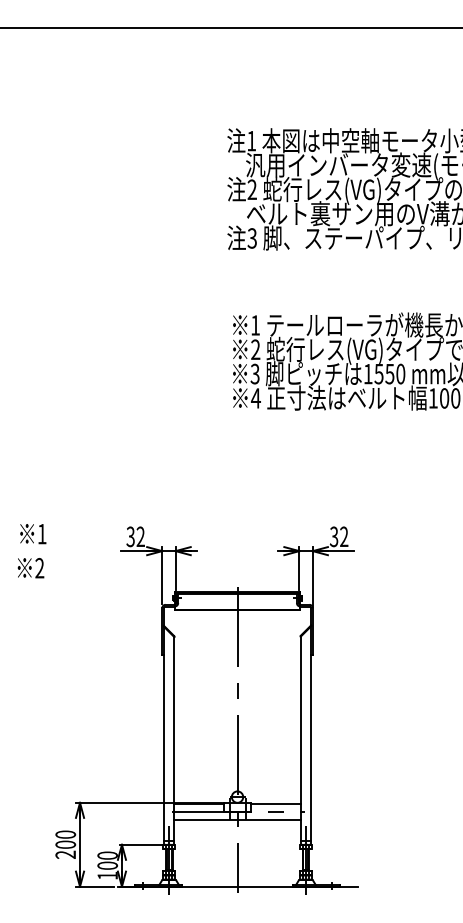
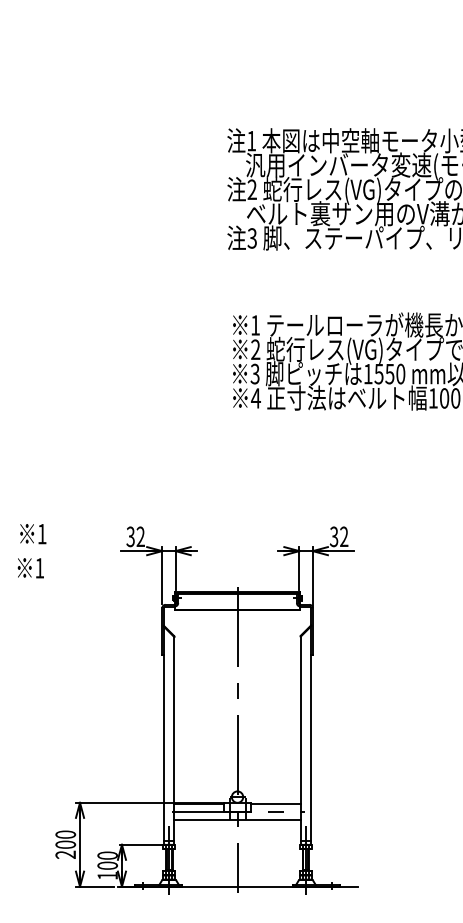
line: present -> none (230, 27)
text: 2 -> 1 (39, 568)
